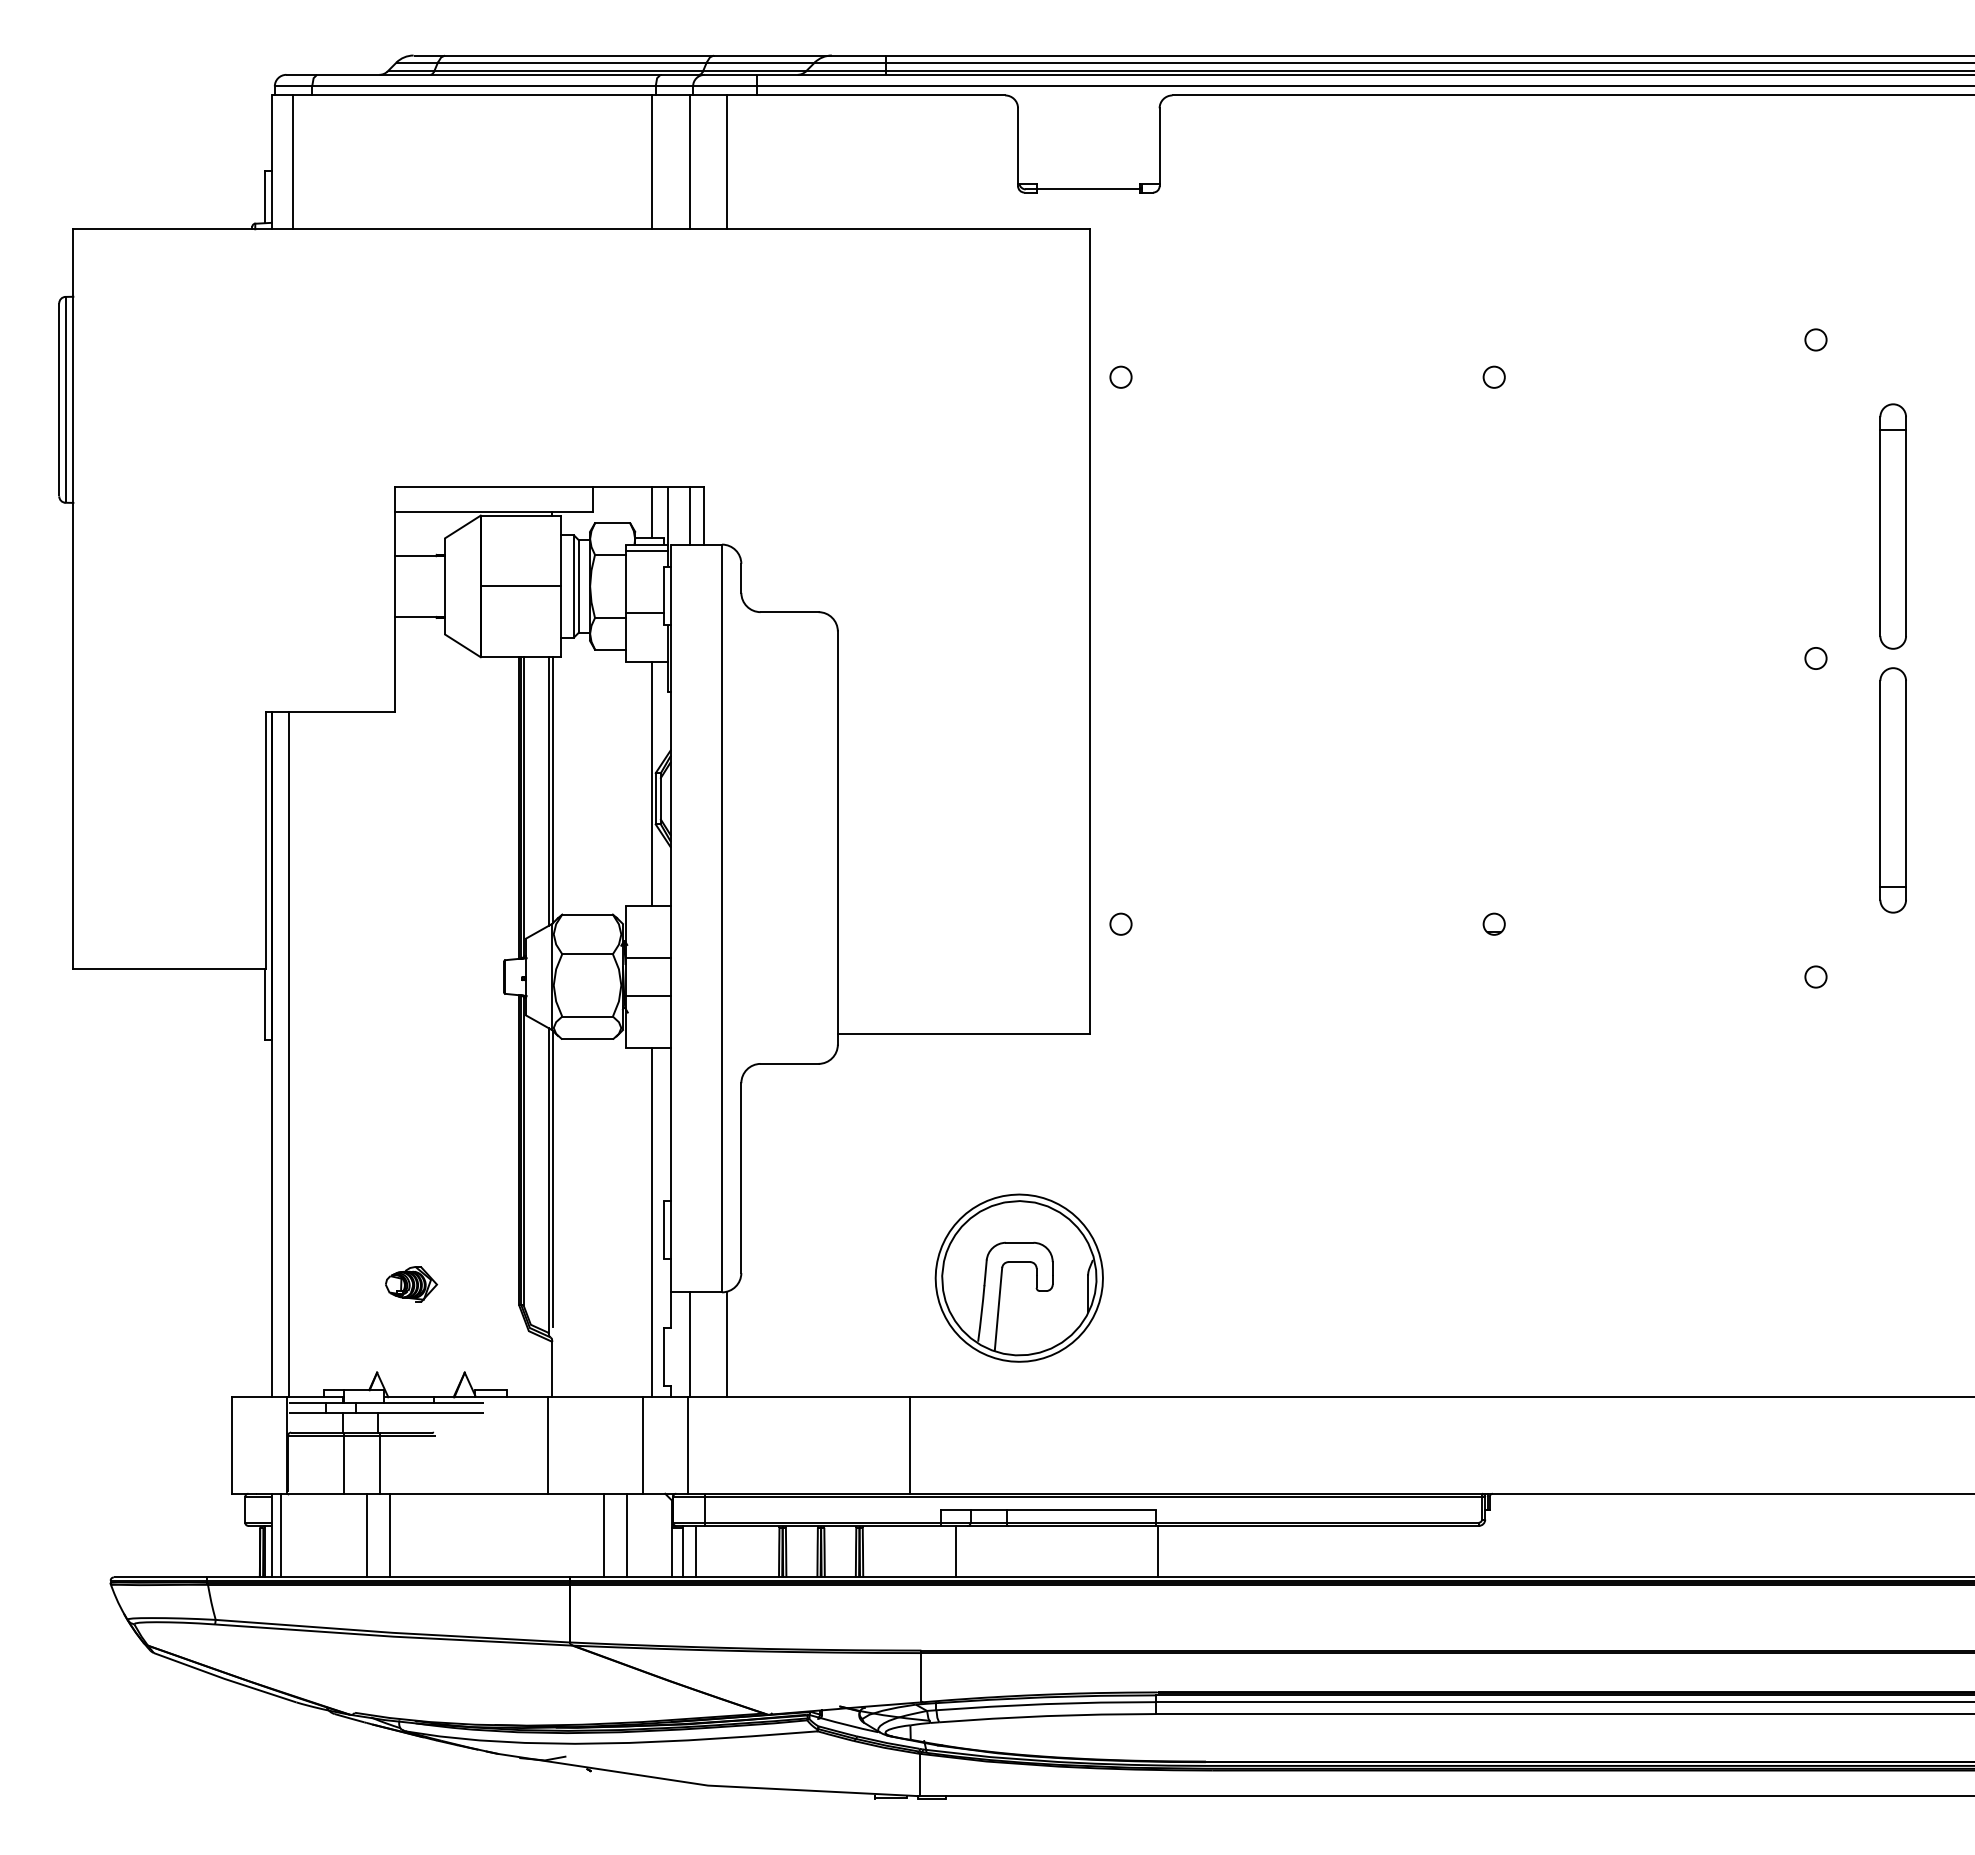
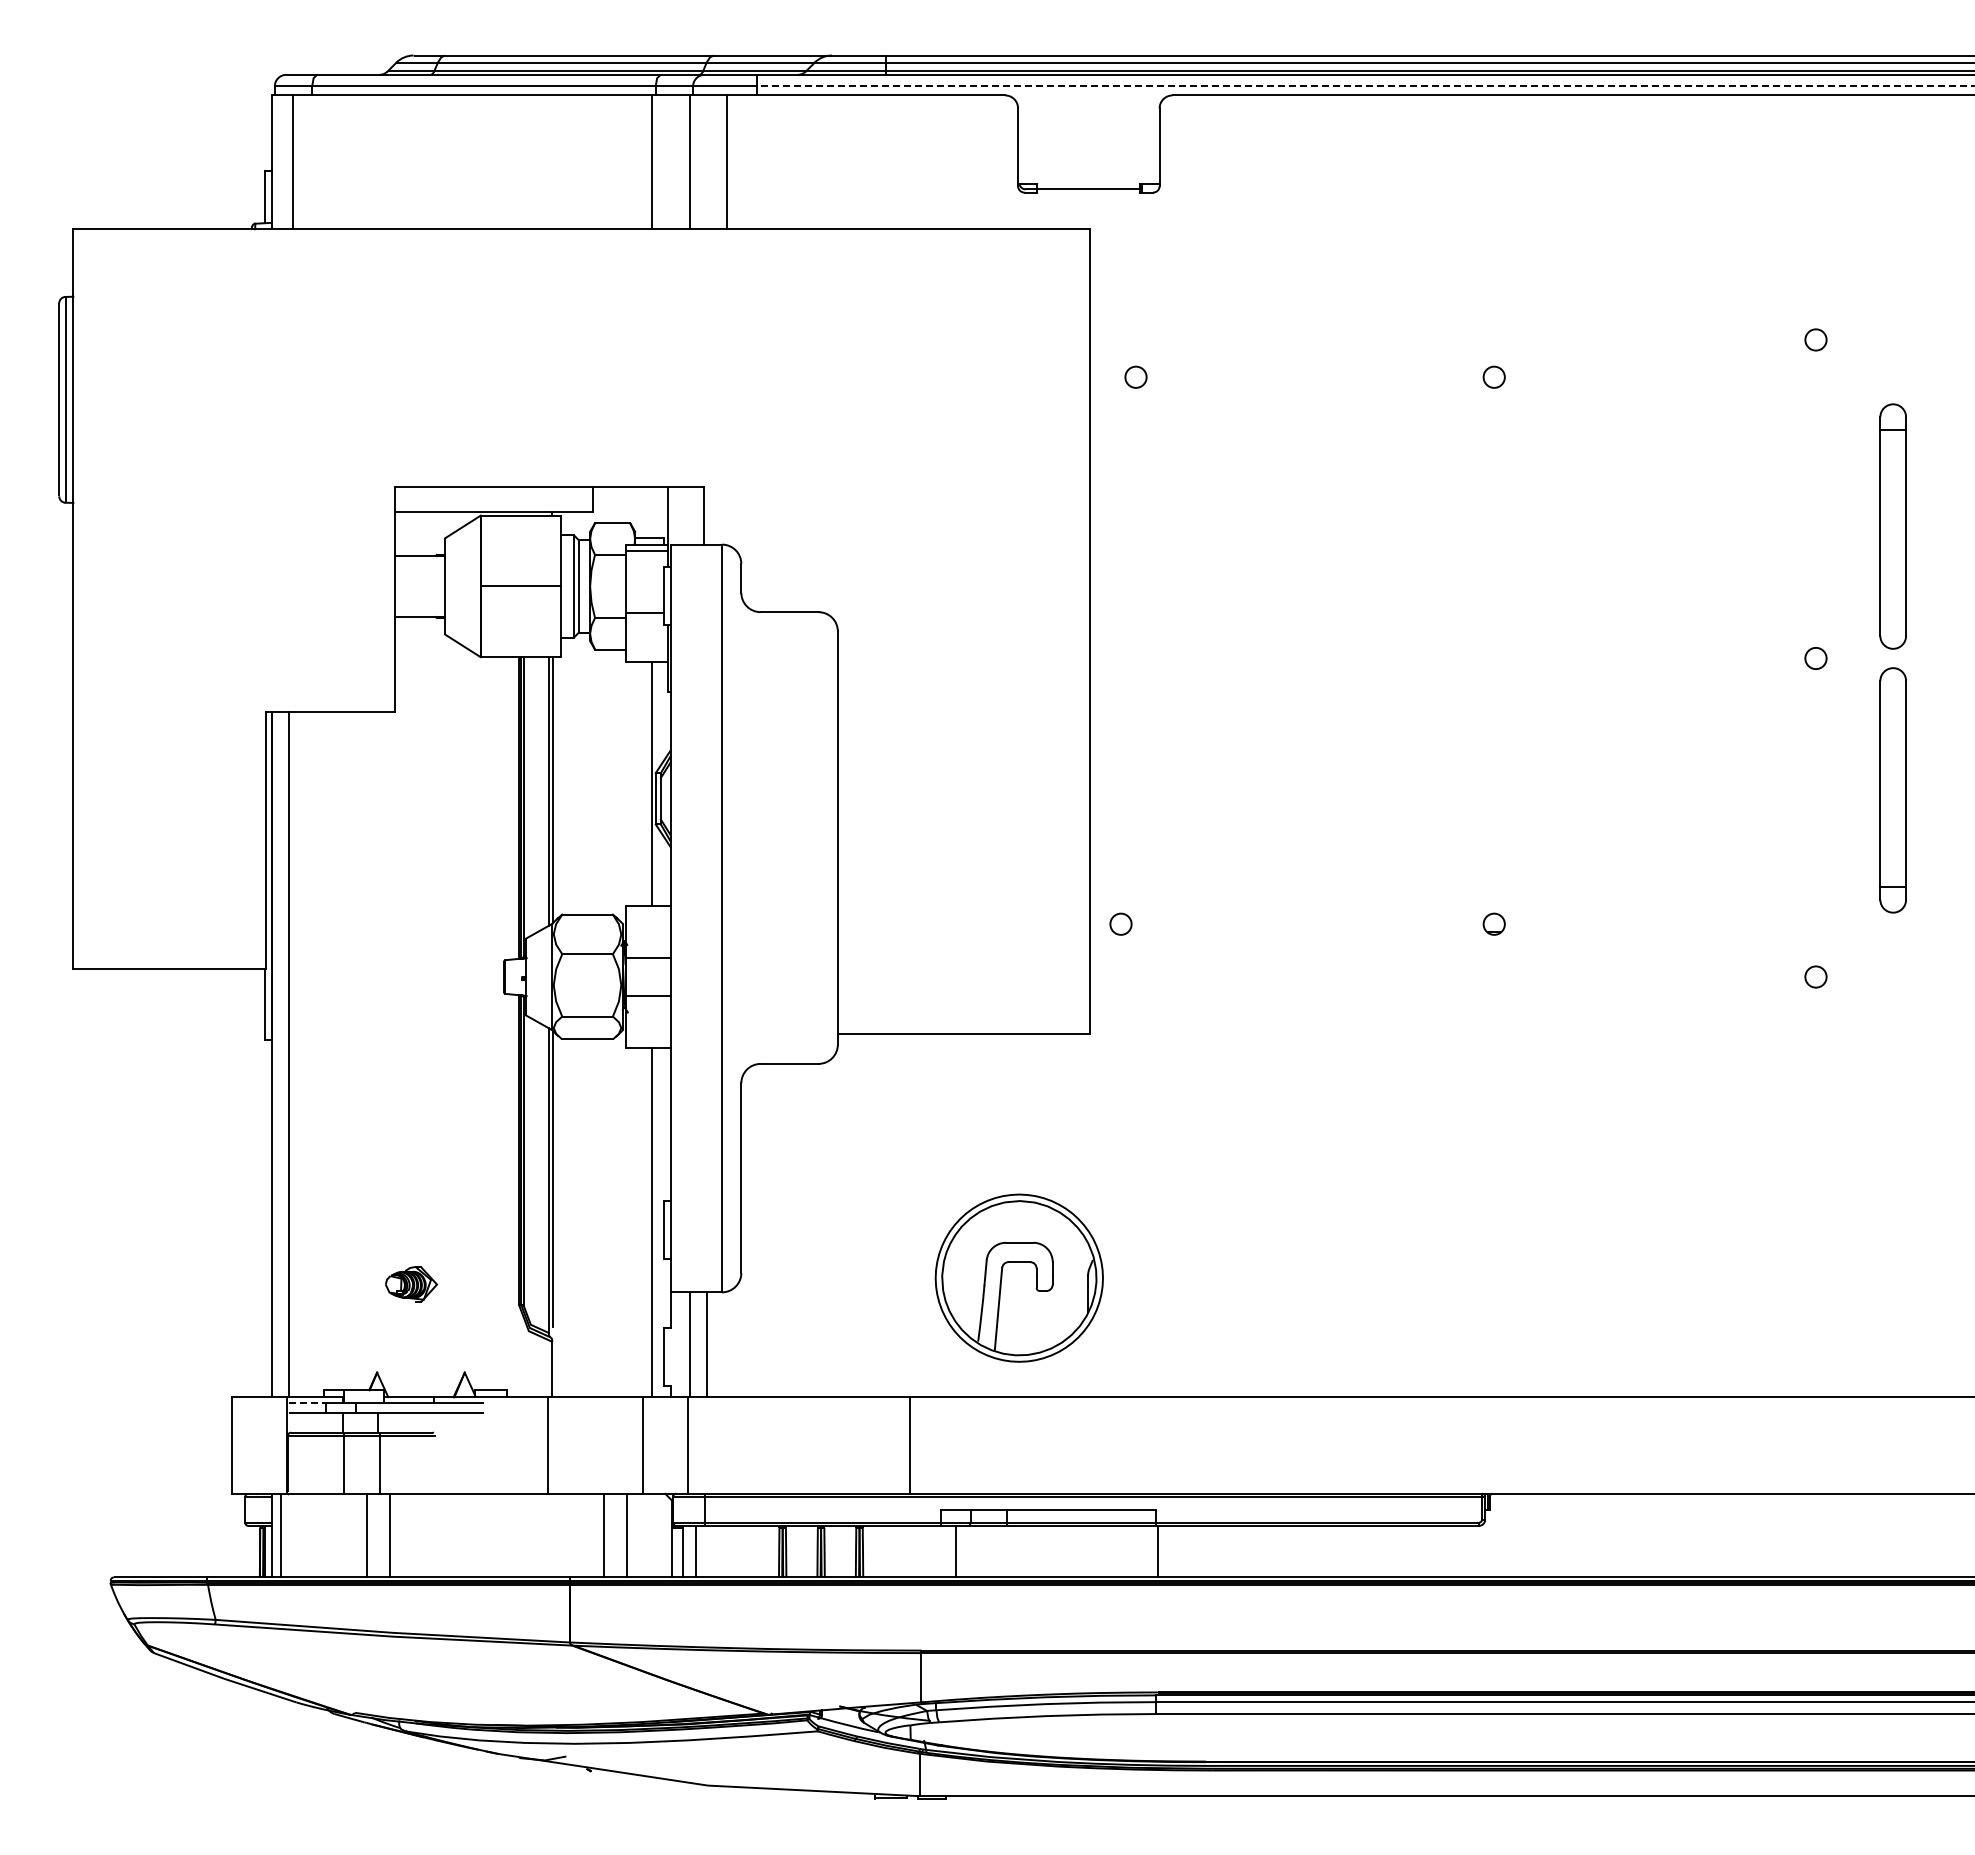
line: solid -> dashed (1366, 86)
circle position: (1120, 376) -> (1135, 376) (1135, 376)
line: present -> none (652, 512)
line: present -> none (689, 515)
line position: (727, 1344) -> (707, 1344) (707, 1344)
line: solid -> dashed (306, 1403)
